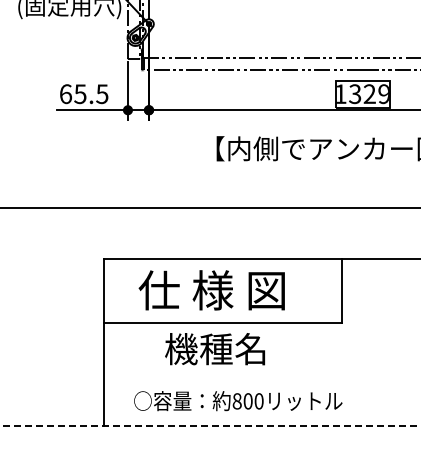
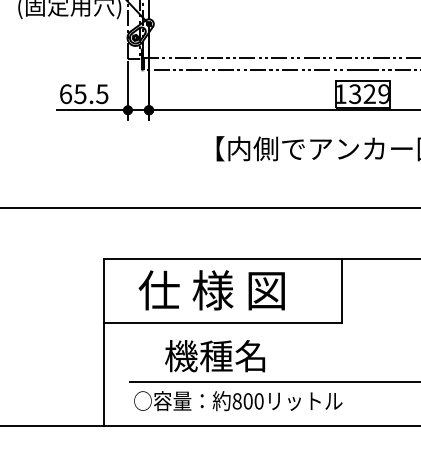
text position: (214, 349) -> (214, 356) (214, 356)
line: none -> present (273, 381)
line: dashed -> solid (210, 426)
